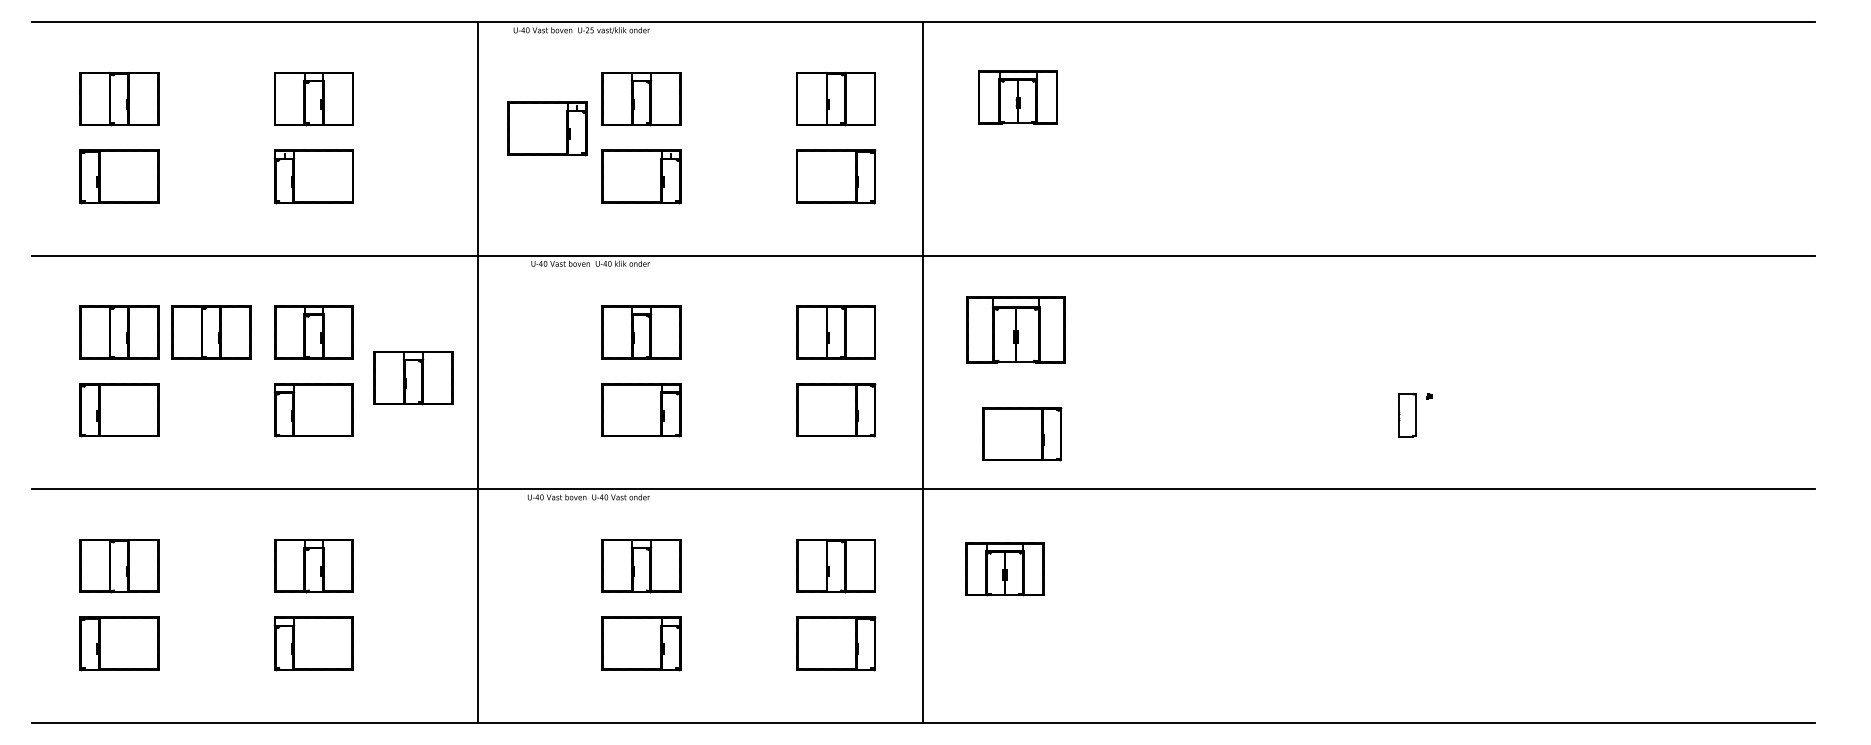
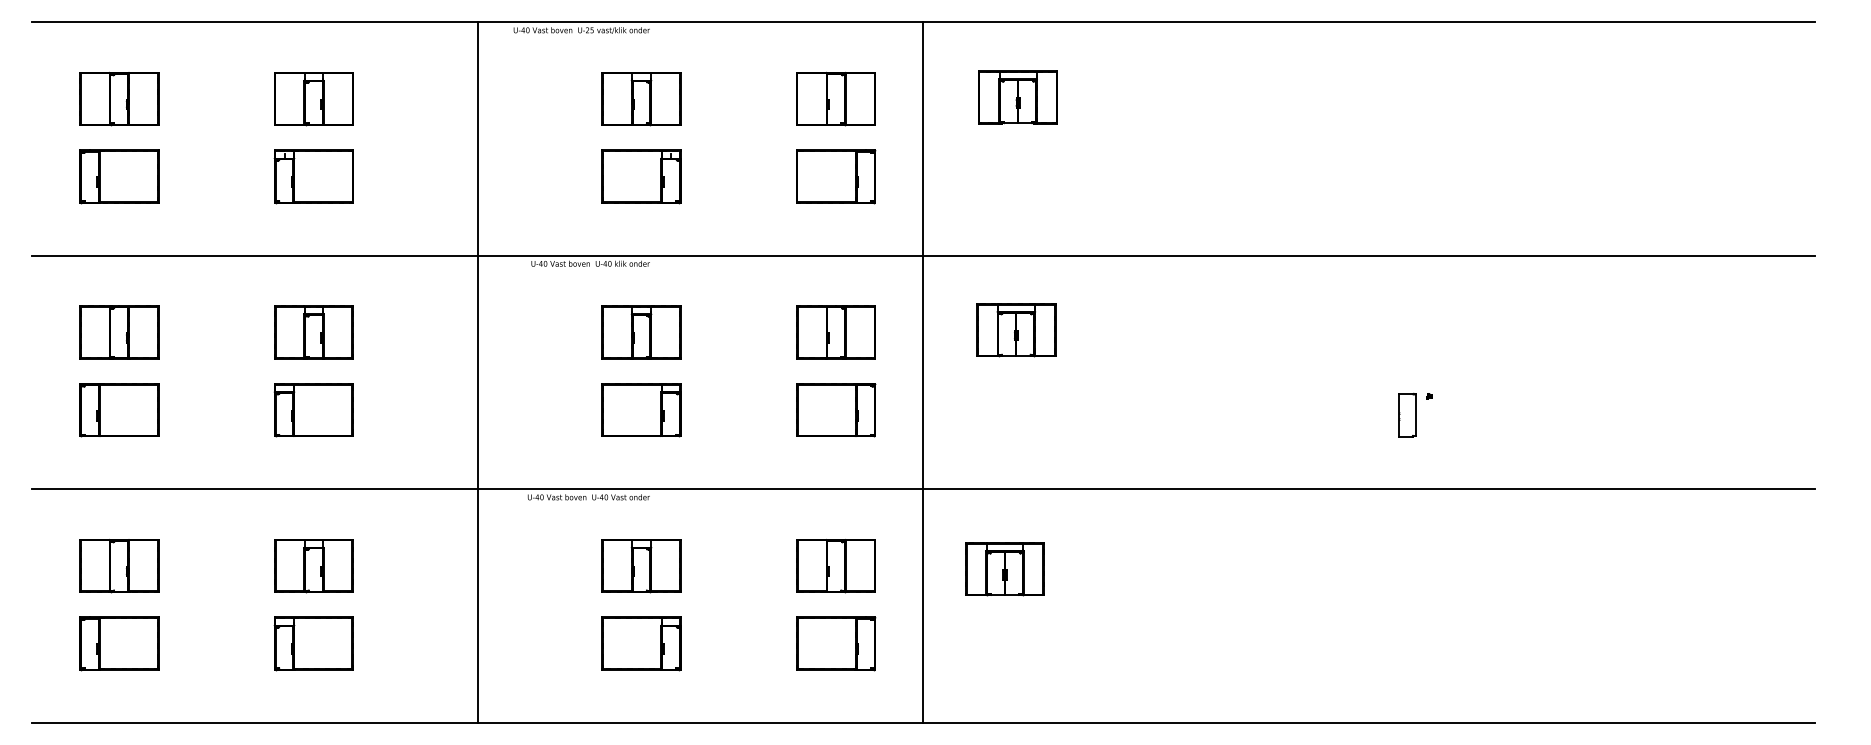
part: present -> none (547, 128)
part size: 100x68 px -> 81x55 px (1016, 330)
part: present -> none (211, 332)
part: present -> none (413, 378)
part: present -> none (1022, 434)
